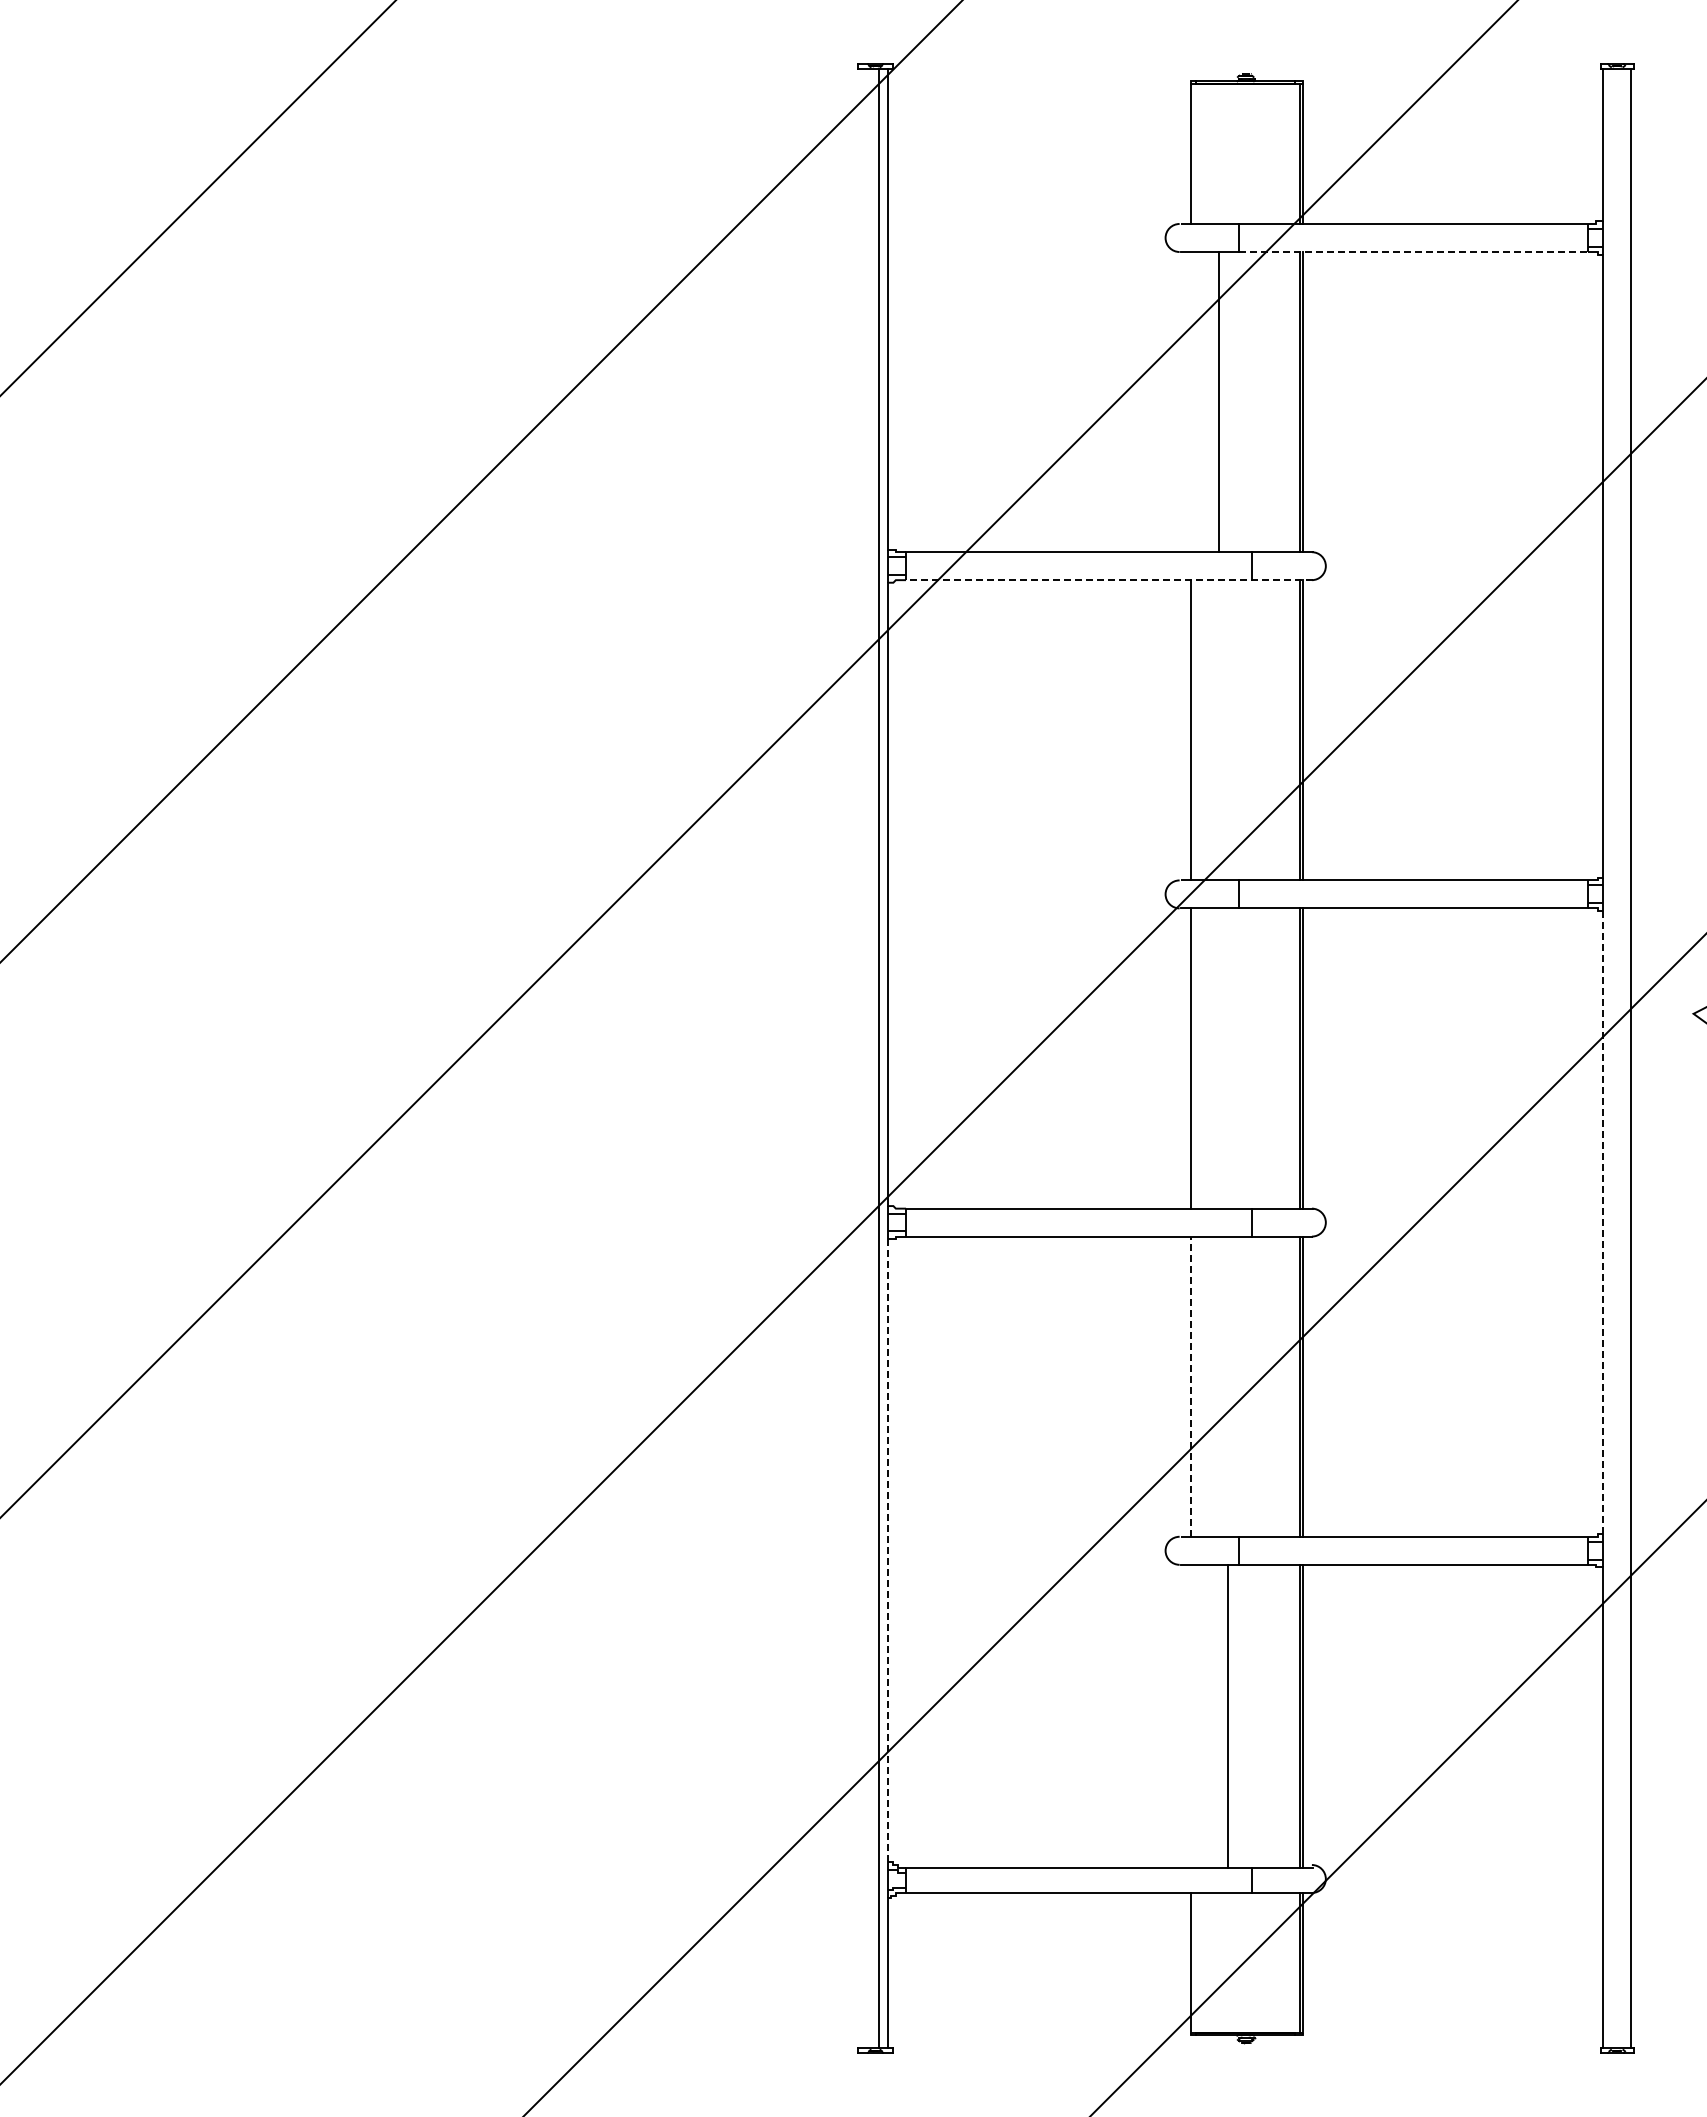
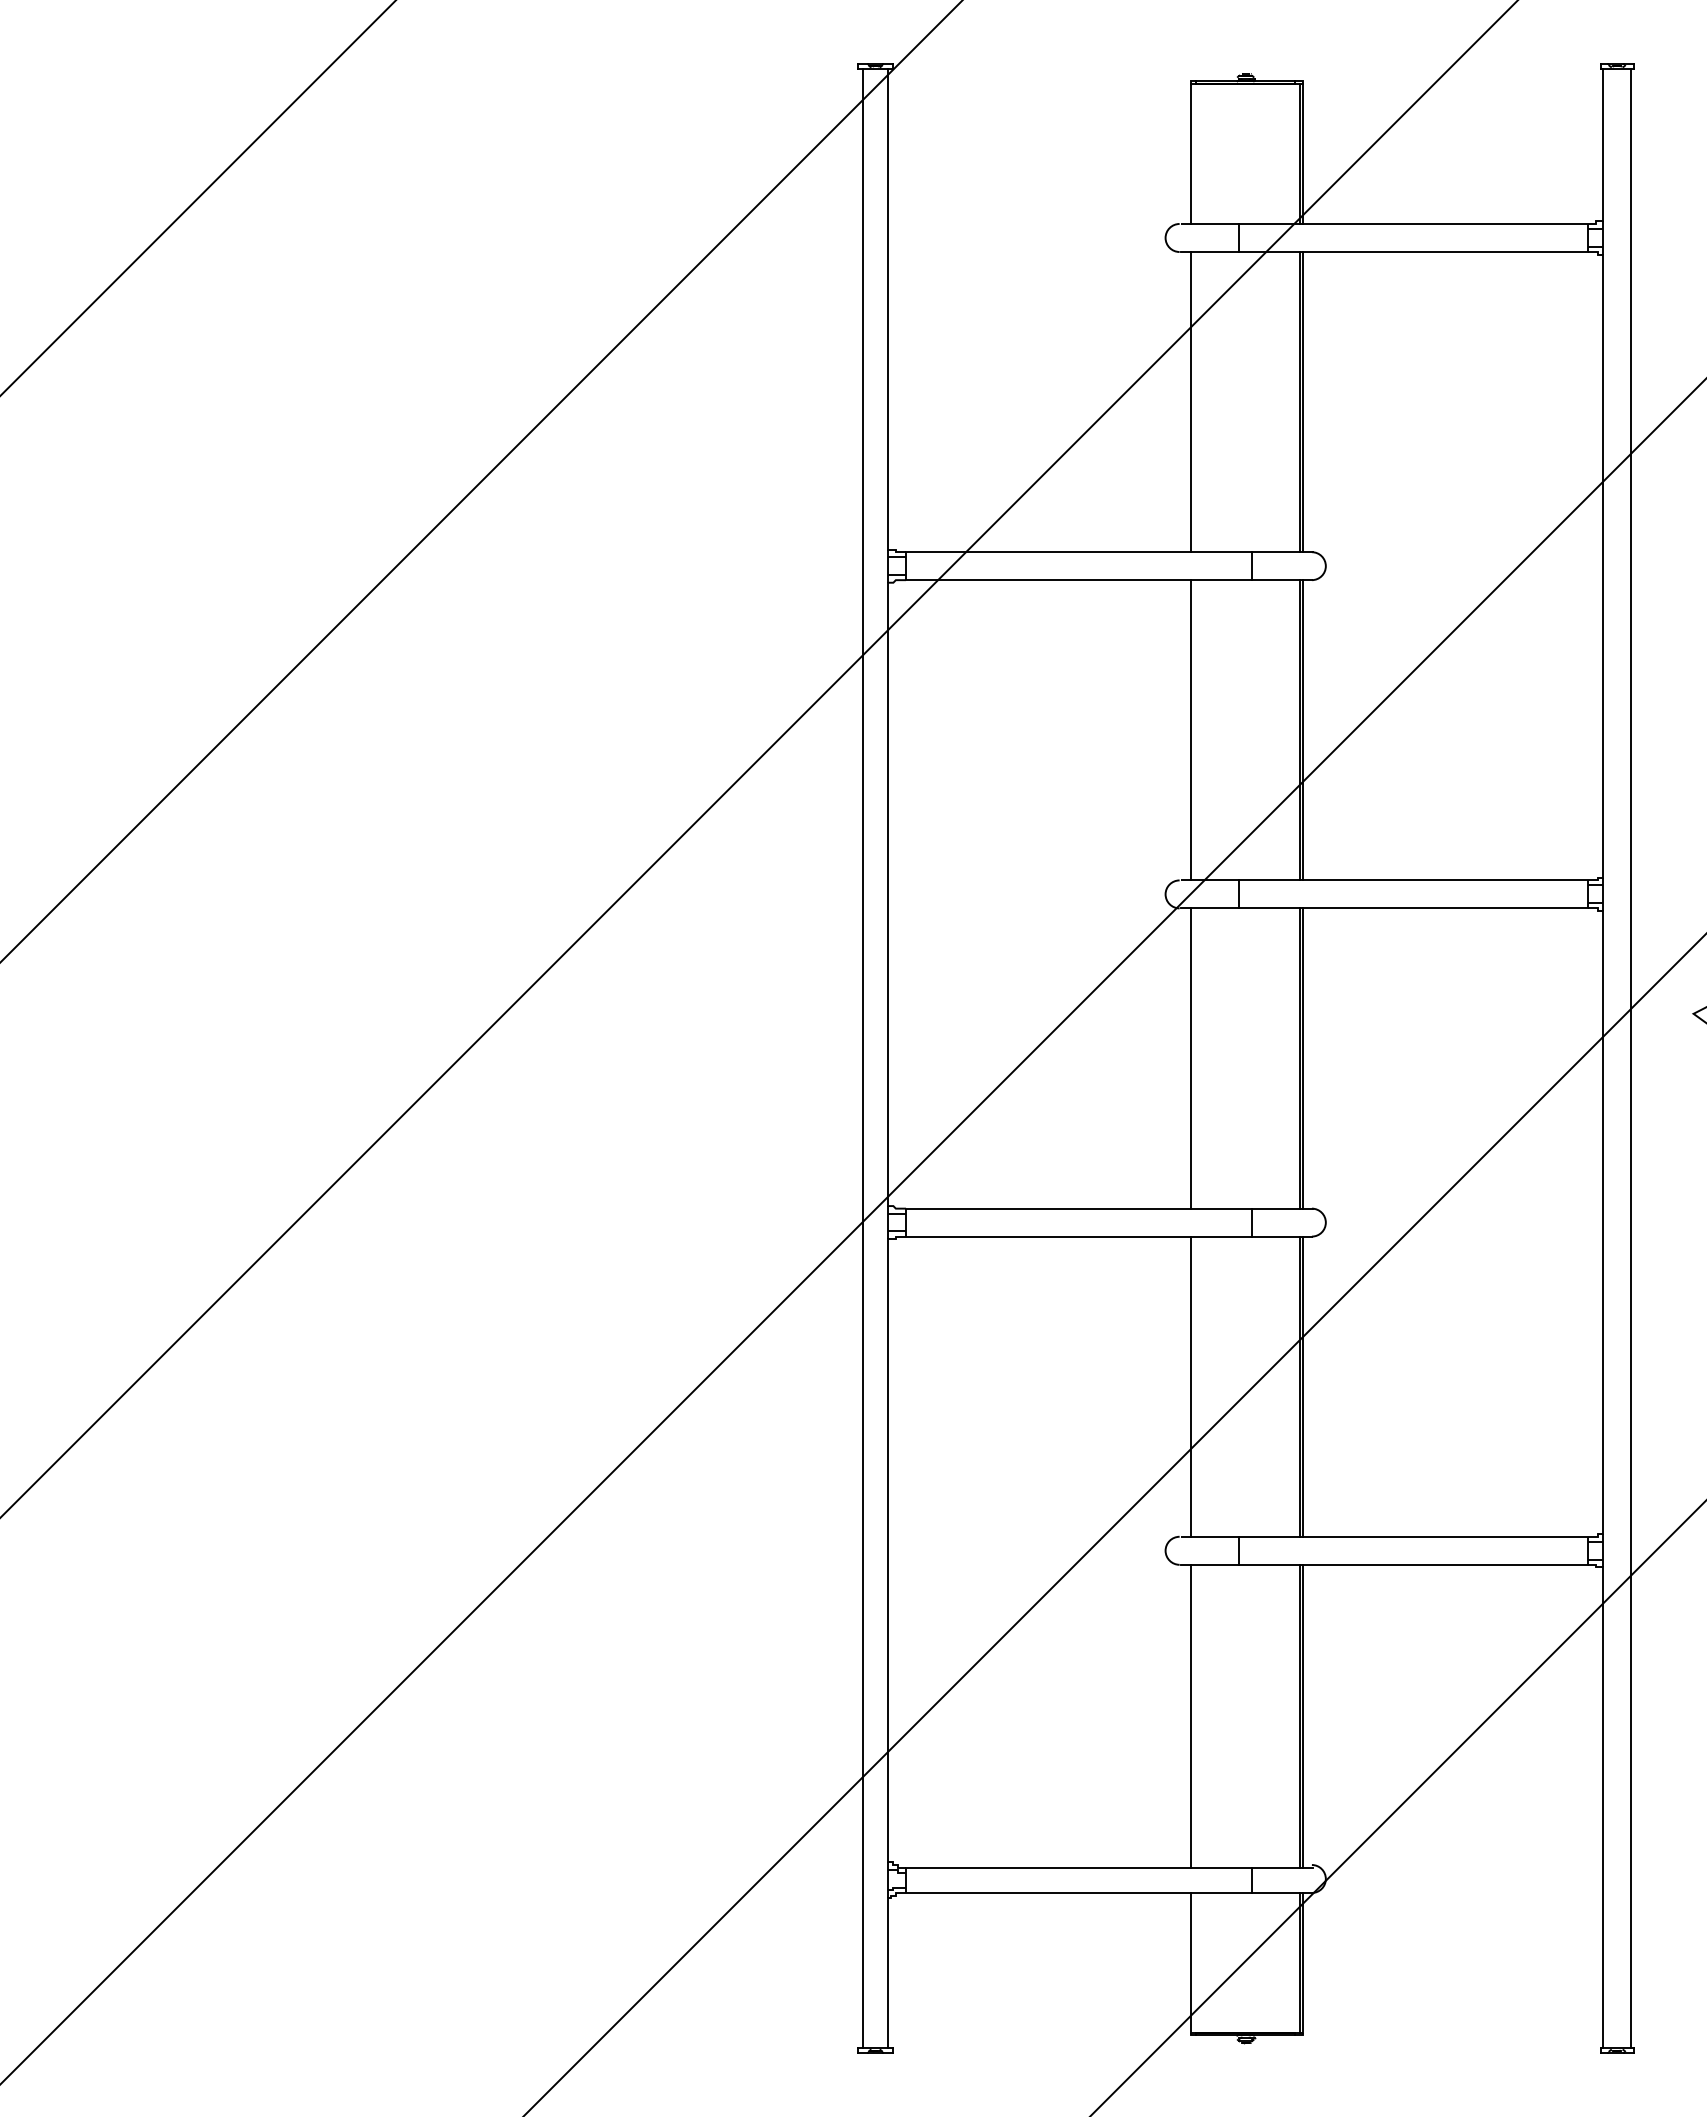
line: dashed -> solid (1414, 252)
line position: (1218, 402) -> (1190, 402) (1190, 402)
line: dashed -> solid (1110, 580)
line position: (878, 1058) -> (862, 1058) (862, 1058)
line: dashed -> solid (1603, 1222)
line: dashed -> solid (1190, 1386)
line: dashed -> solid (888, 1550)
line position: (1227, 1715) -> (1190, 1715) (1190, 1715)
